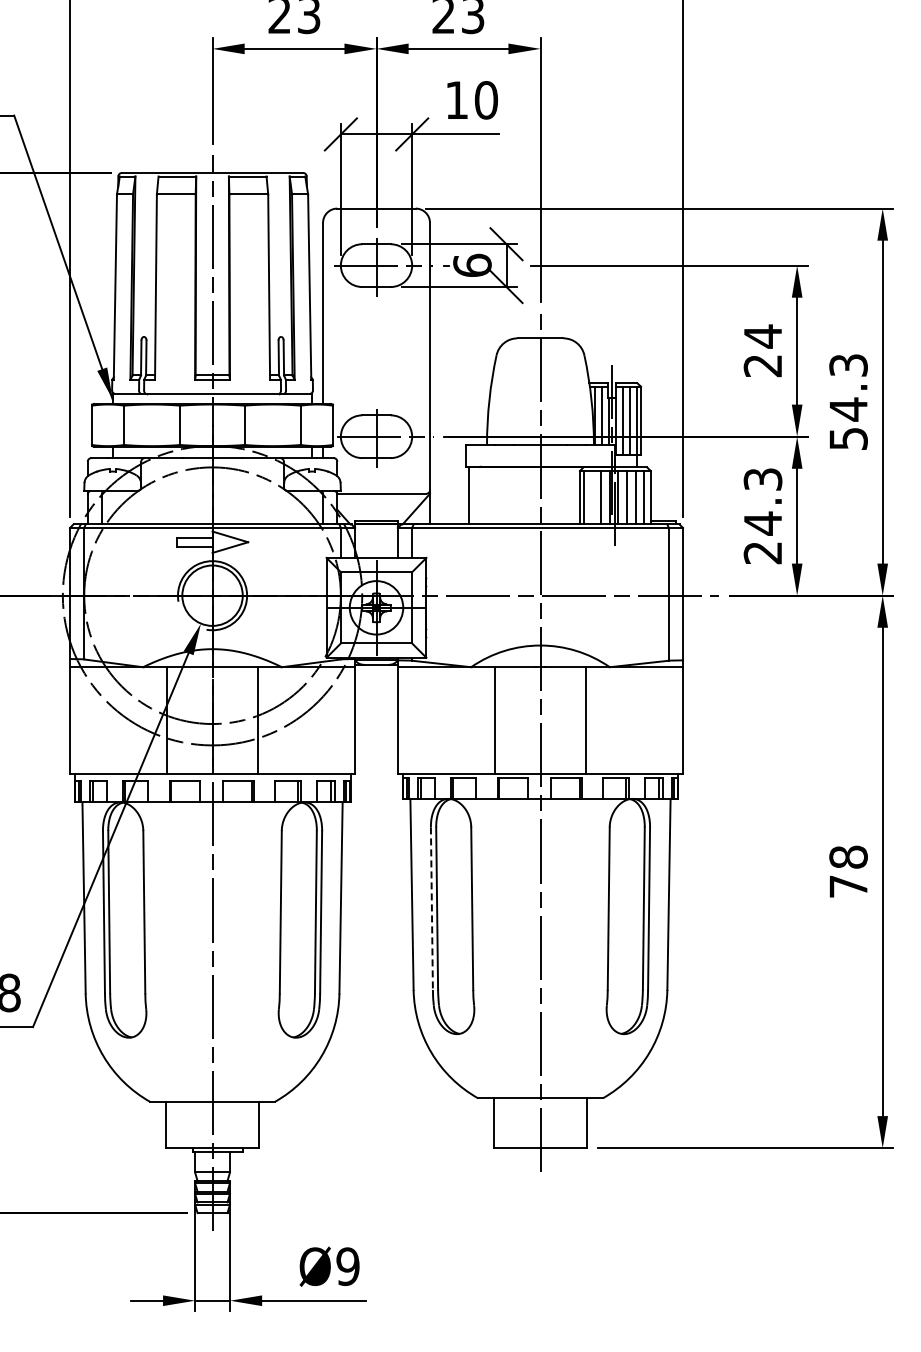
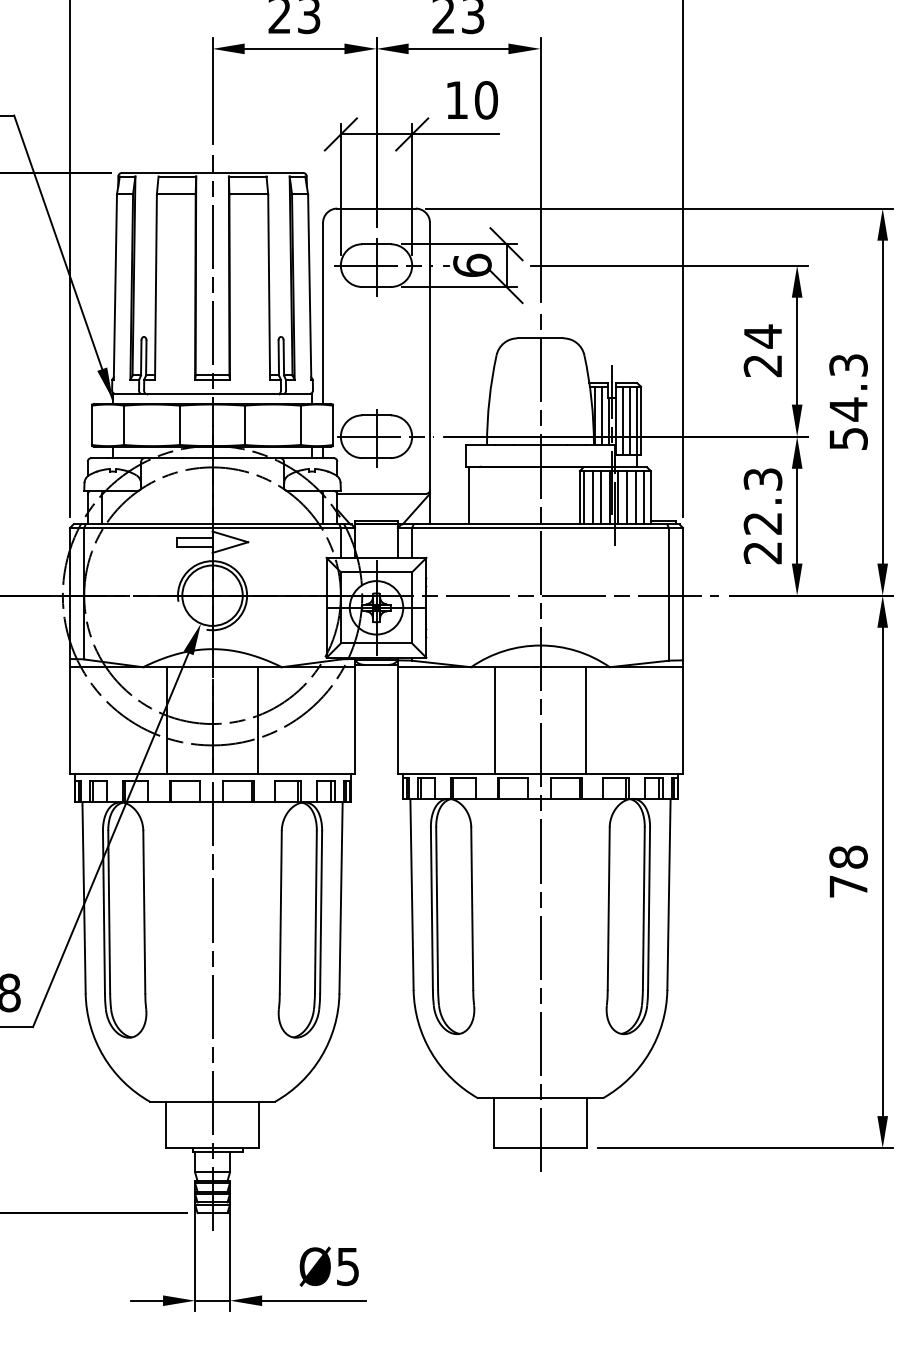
line: none -> present (592, 497)
text: 24.3 -> 22.3 (762, 523)
line: dashed -> solid (431, 909)
text: Ø9 -> Ø5 (347, 1266)
